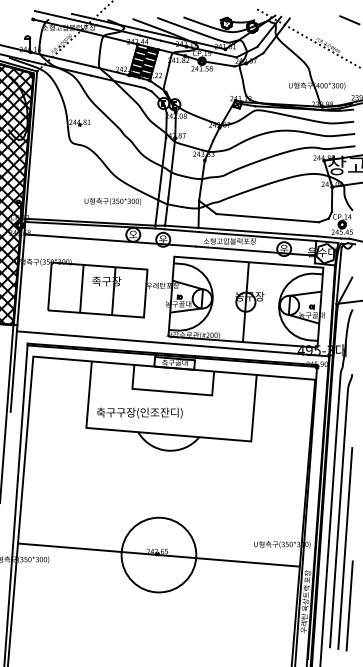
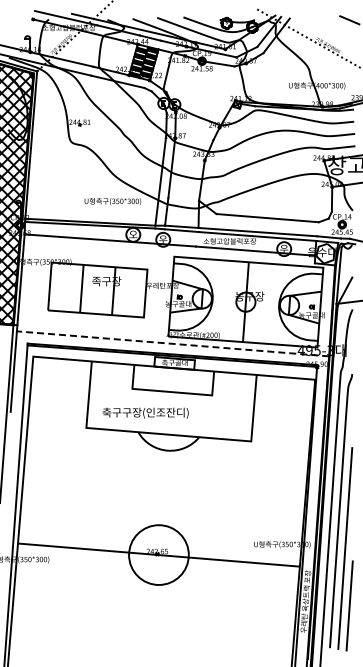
line: solid -> dashed (173, 343)
text position: (139, 412) -> (145, 412) (145, 412)
circle diameter: 75 px -> 60 px (158, 554)
